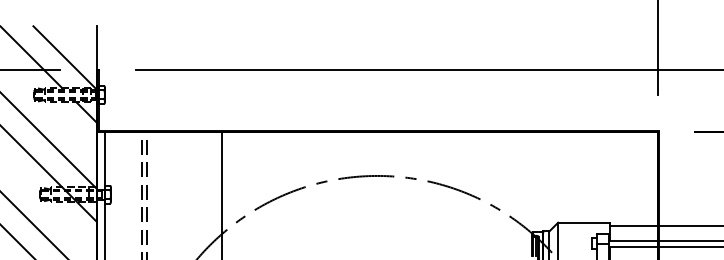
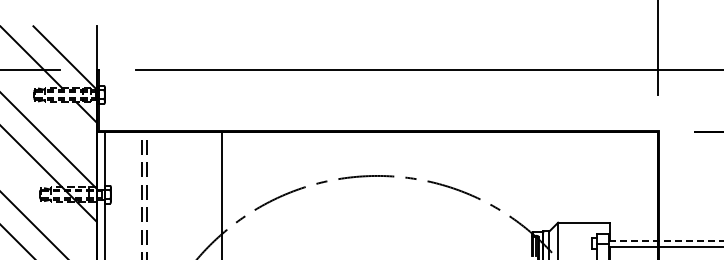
line: present -> none (665, 226)
line: solid -> dashed (666, 240)
